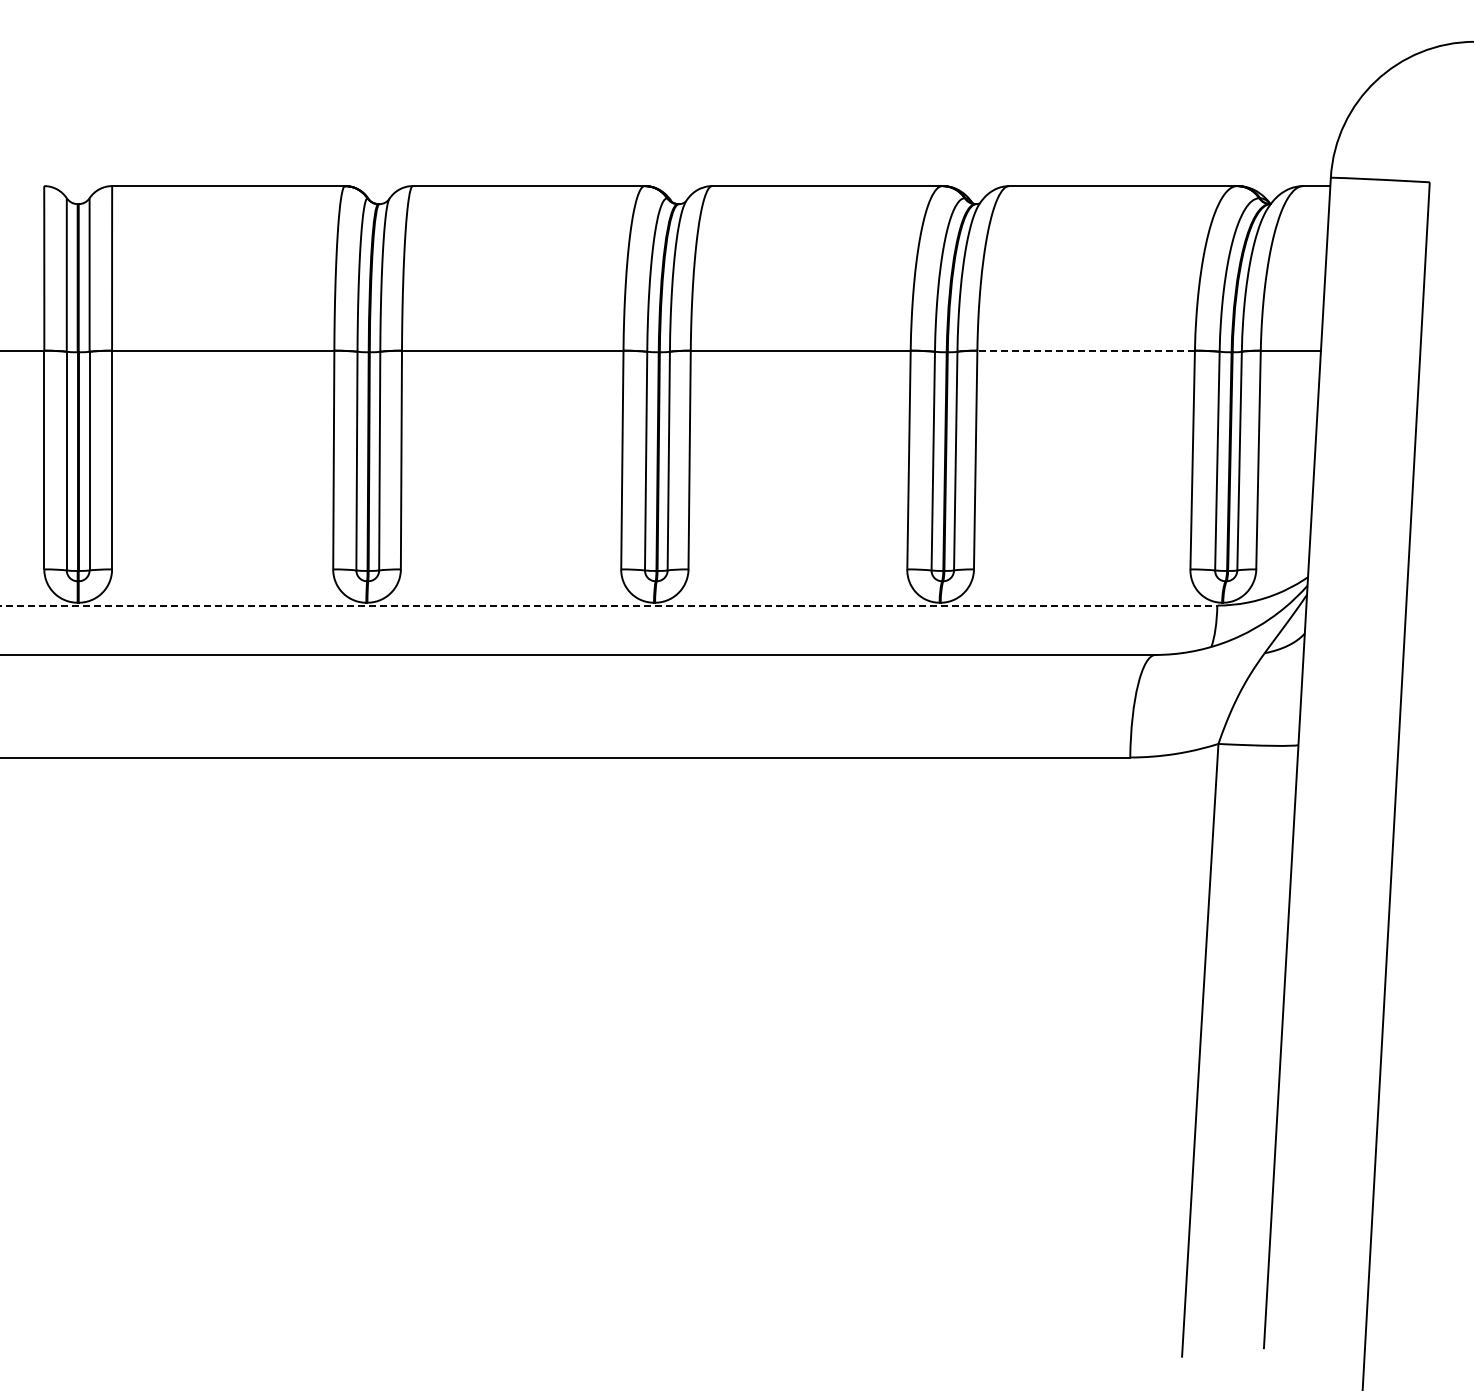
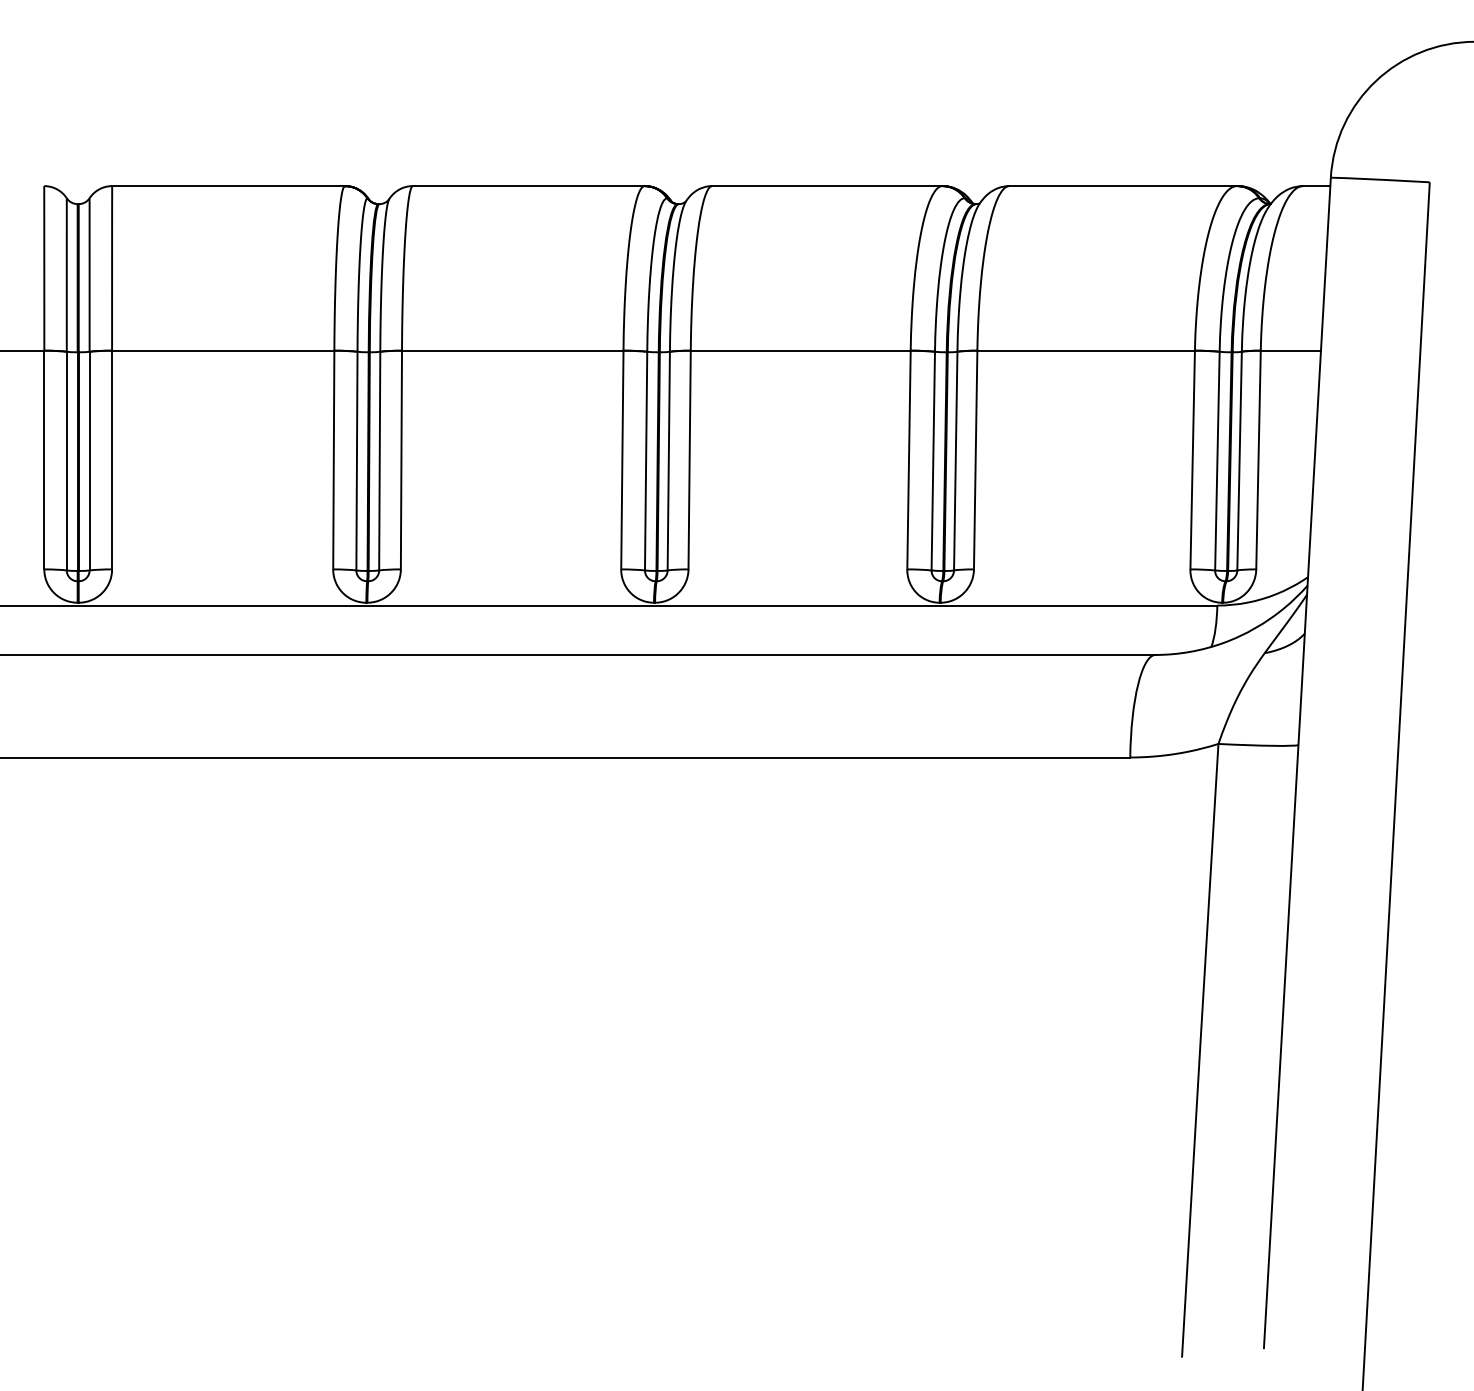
line: dashed -> solid (1086, 350)
line: dashed -> solid (609, 605)
